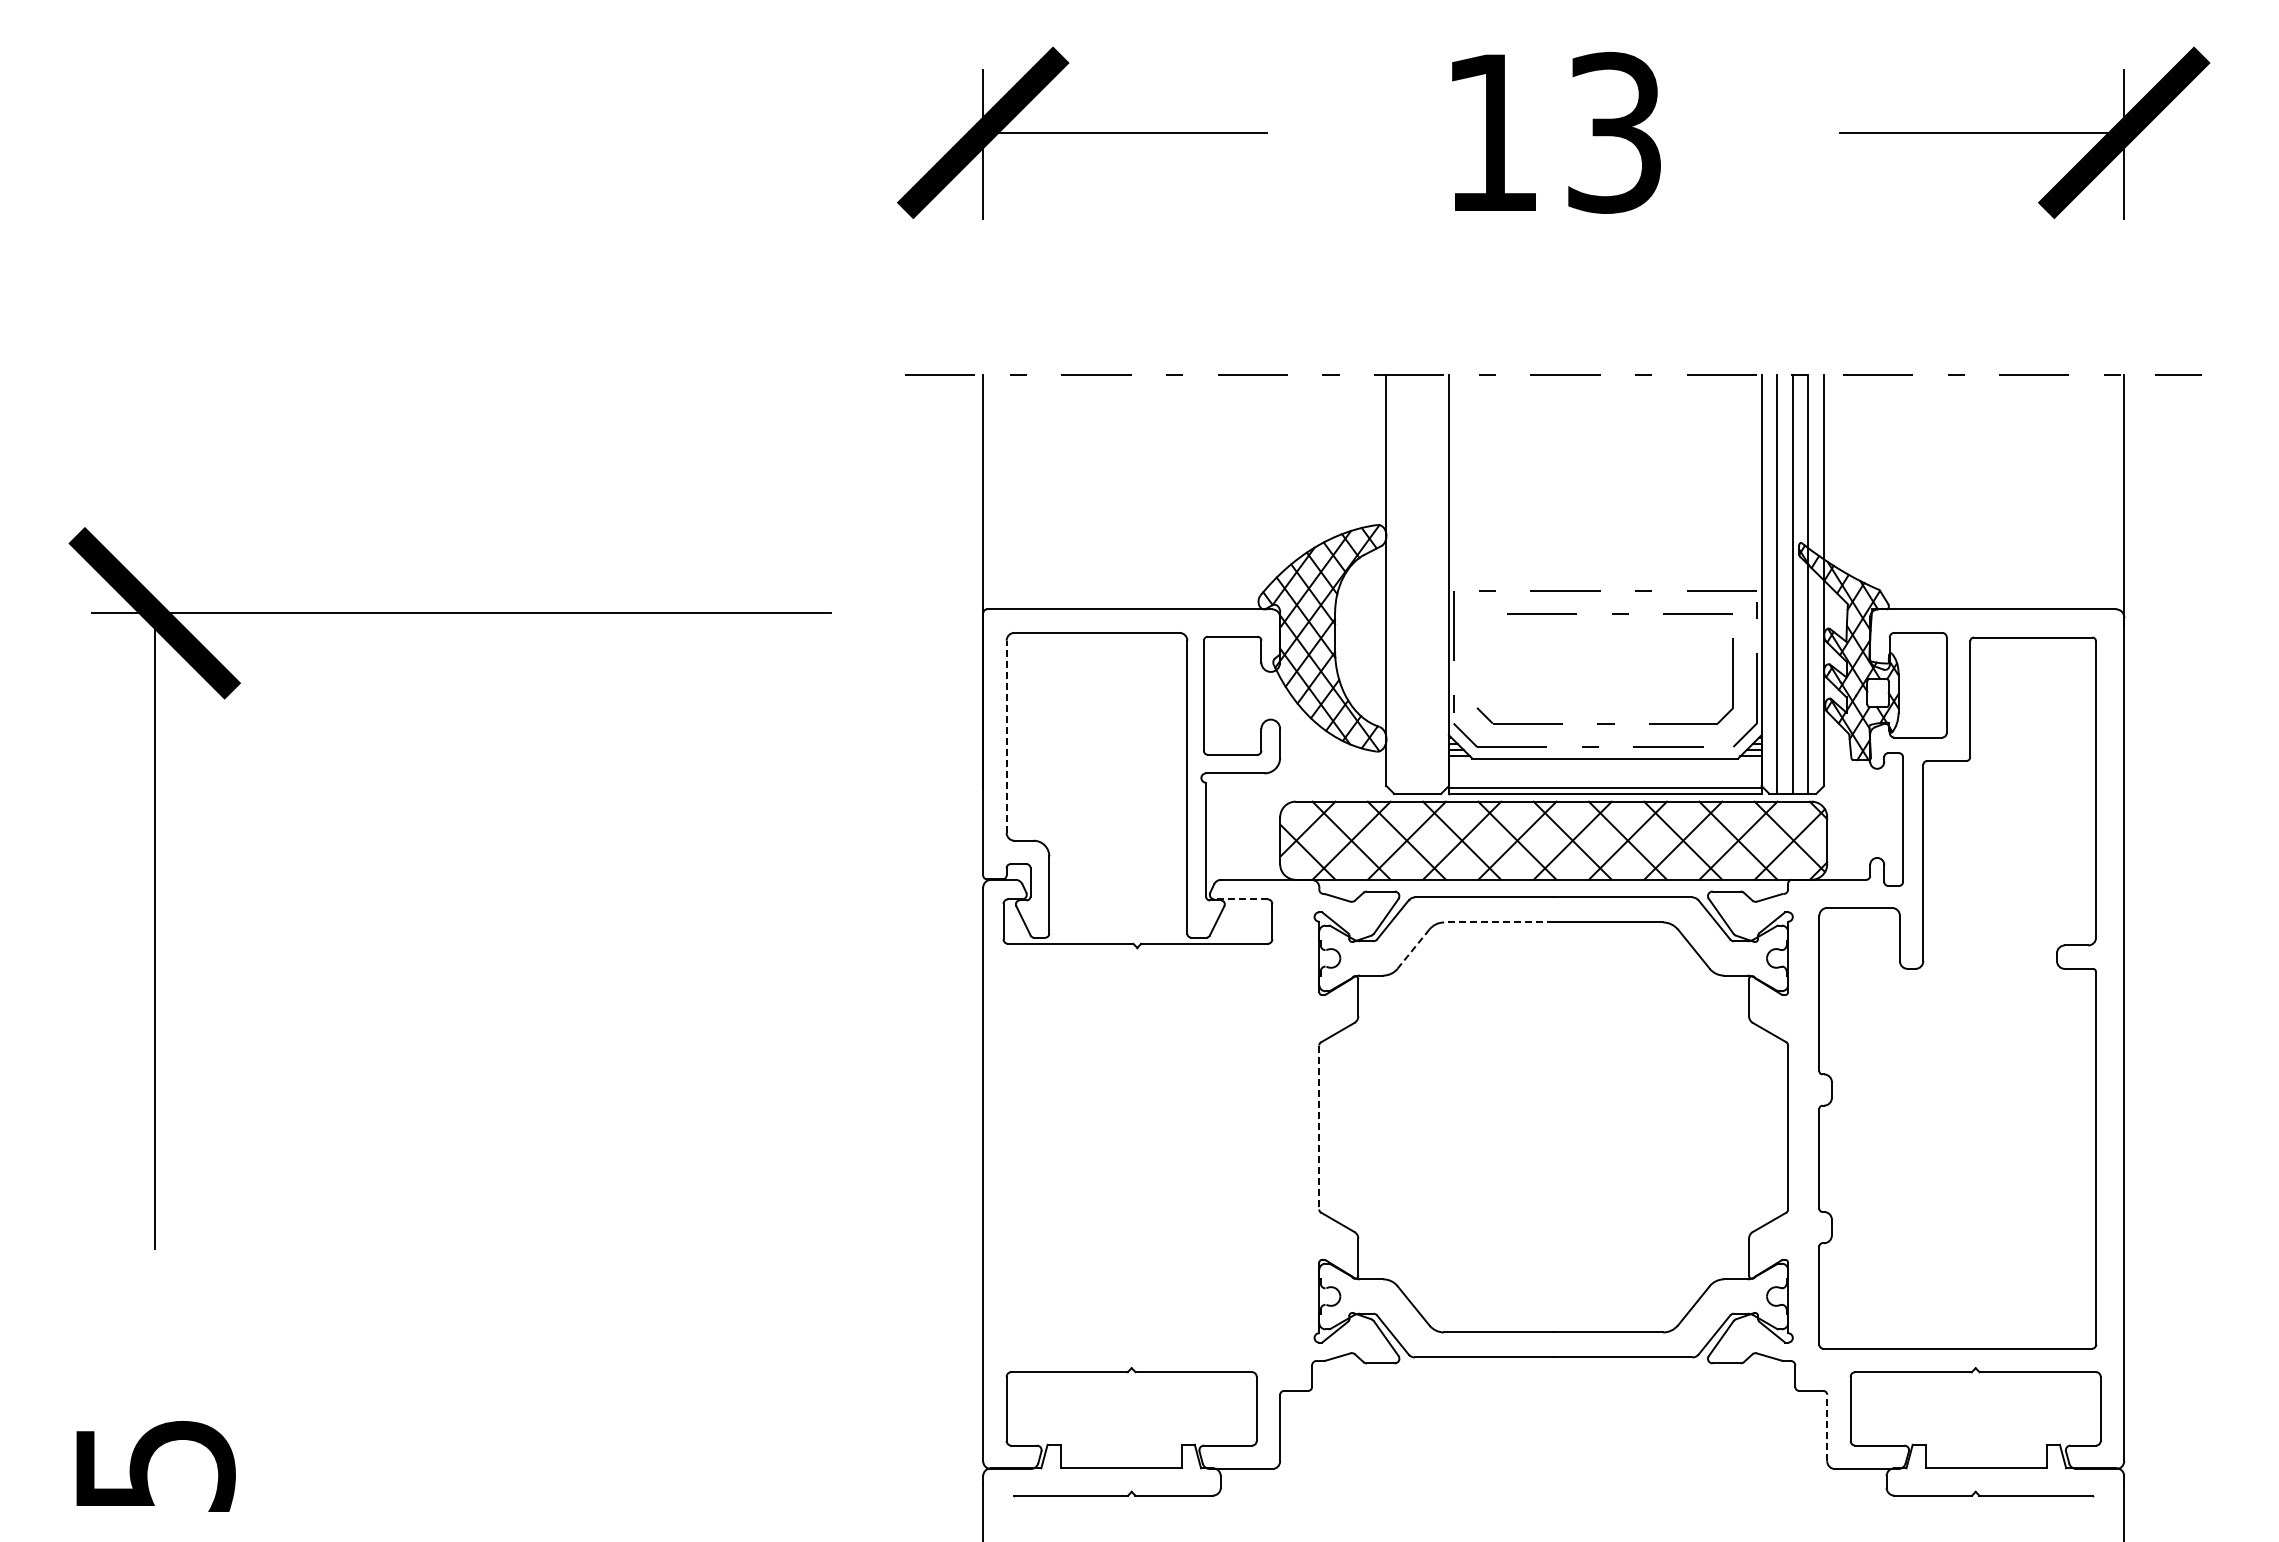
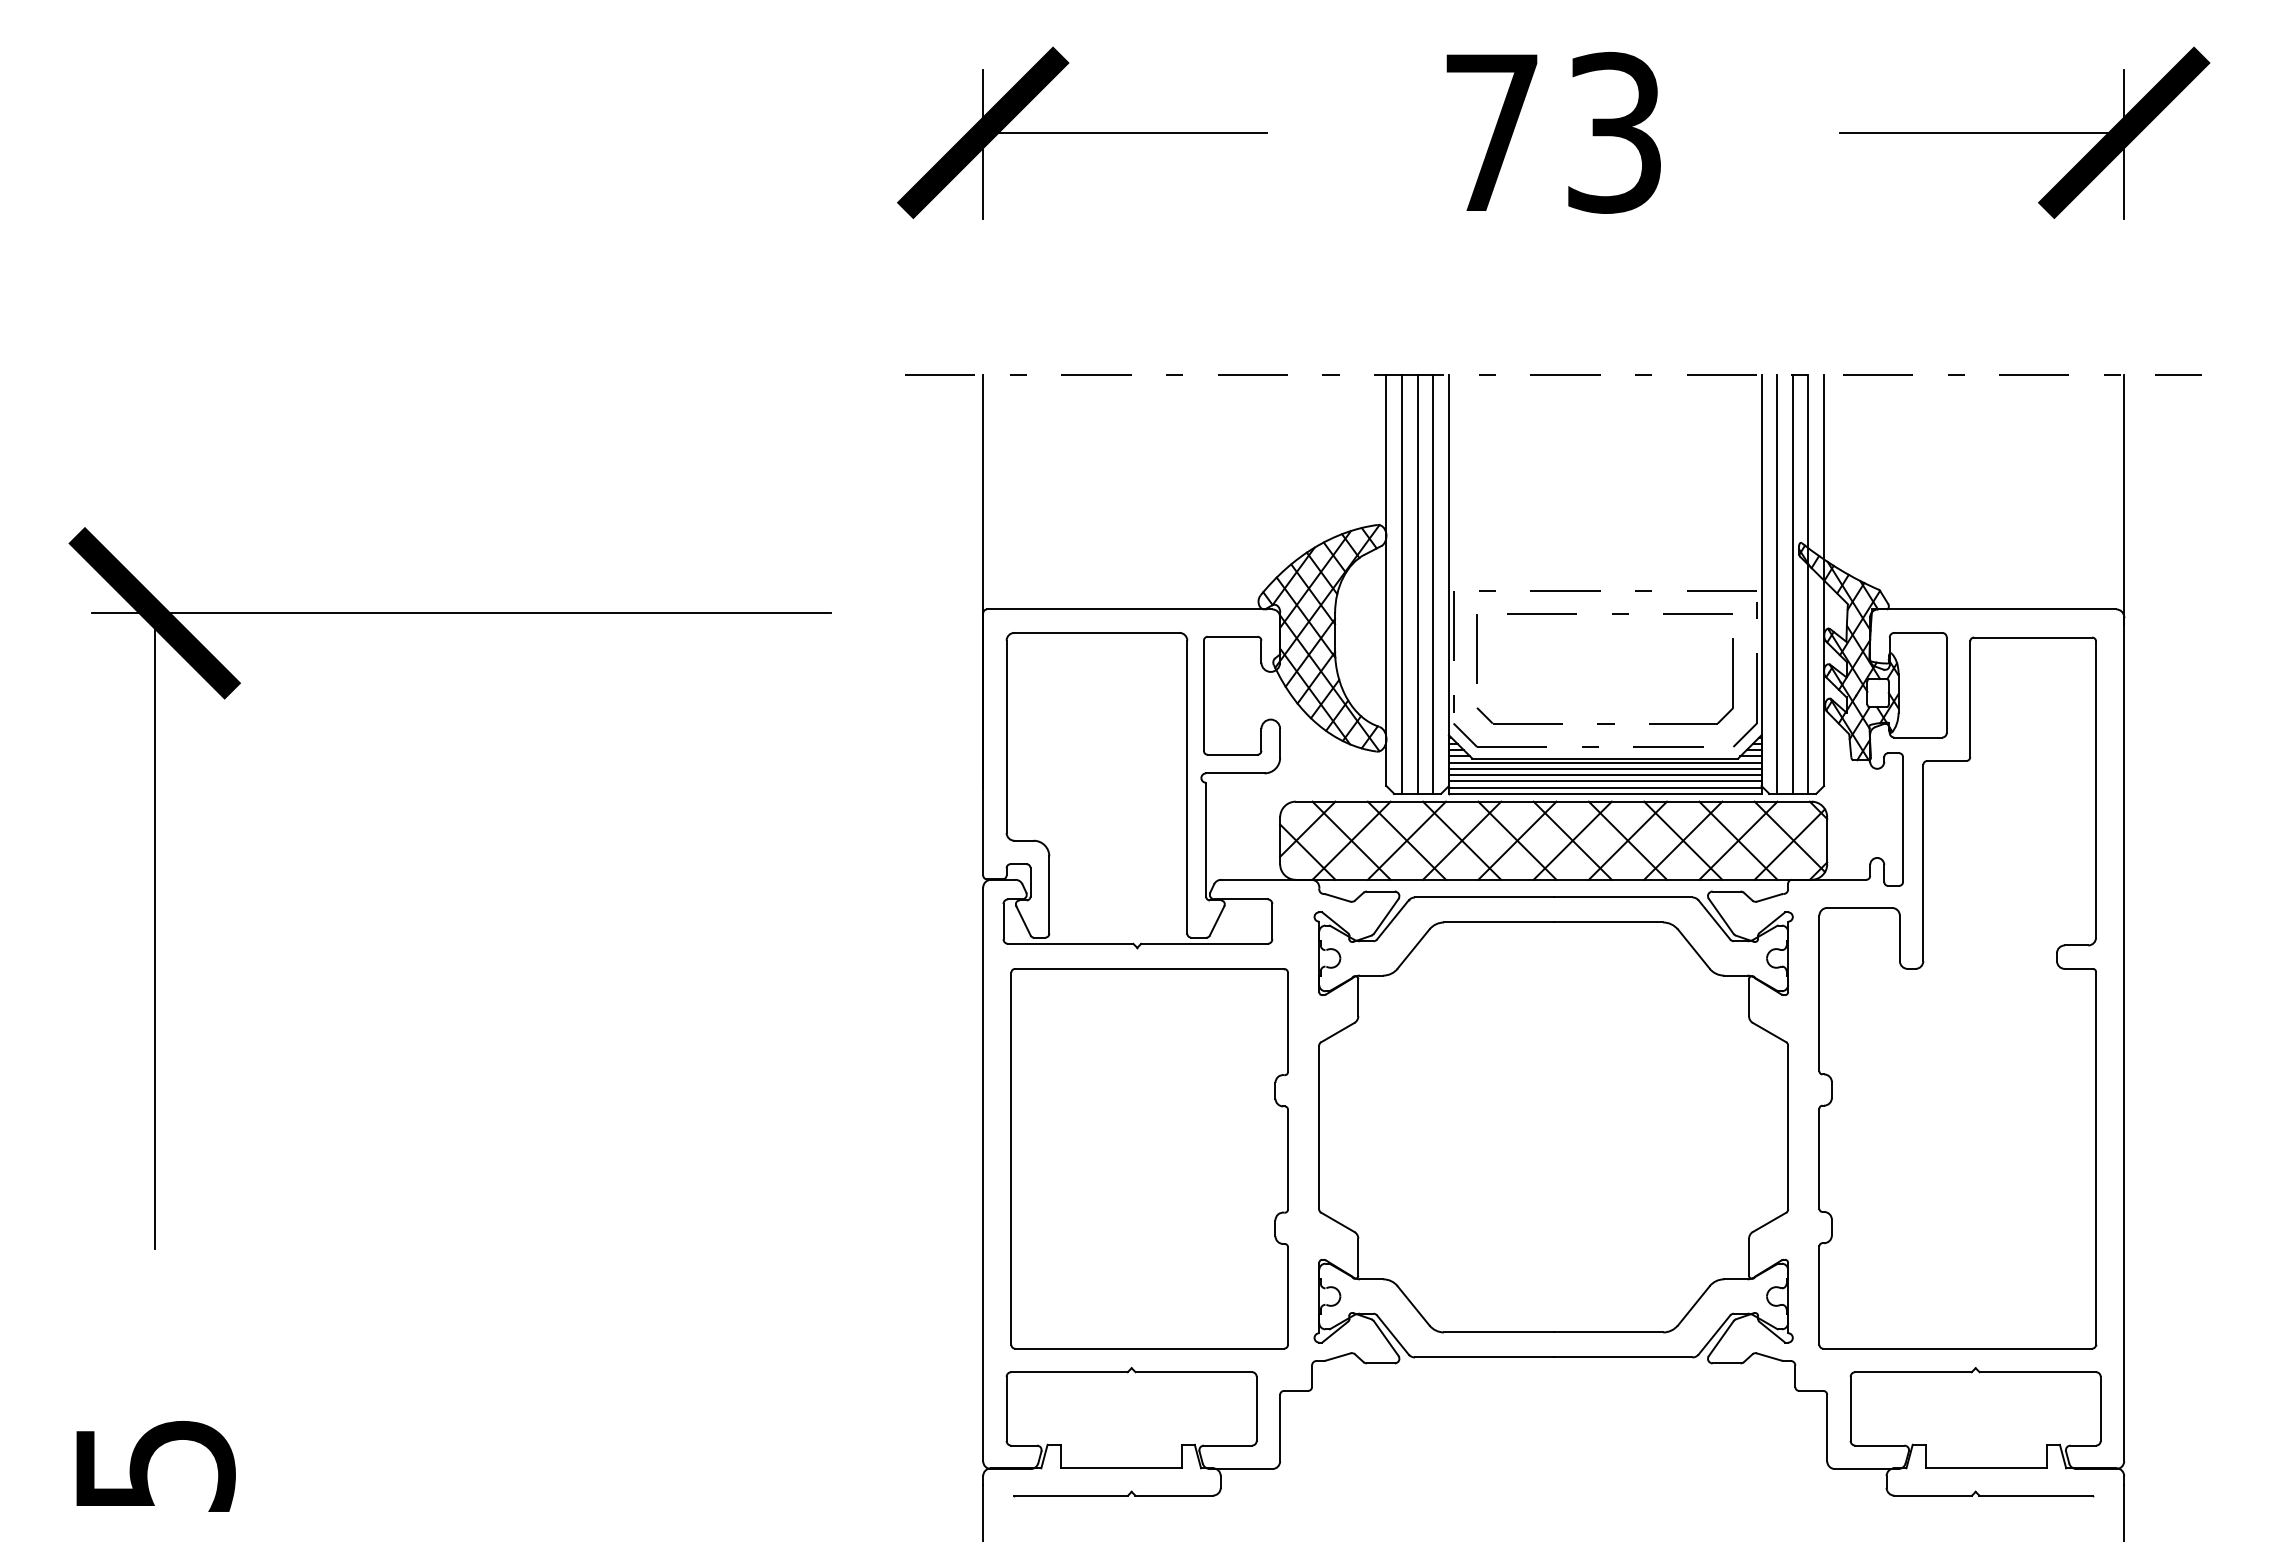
text: 13 -> 73 (1491, 132)
line: none -> present (1402, 583)
line: none -> present (1417, 583)
line: none -> present (1433, 583)
line: none -> present (1476, 648)
line: dashed -> solid (1006, 736)
line: none -> present (1604, 762)
line: none -> present (1604, 768)
line: none -> present (1604, 775)
line: none -> present (1604, 781)
line: dashed -> solid (1241, 899)
line: dashed -> solid (1498, 922)
line: dashed -> solid (1413, 949)
line: dashed -> solid (1319, 1127)
part: none -> present (1149, 1158)
line: dashed -> solid (1827, 1427)
